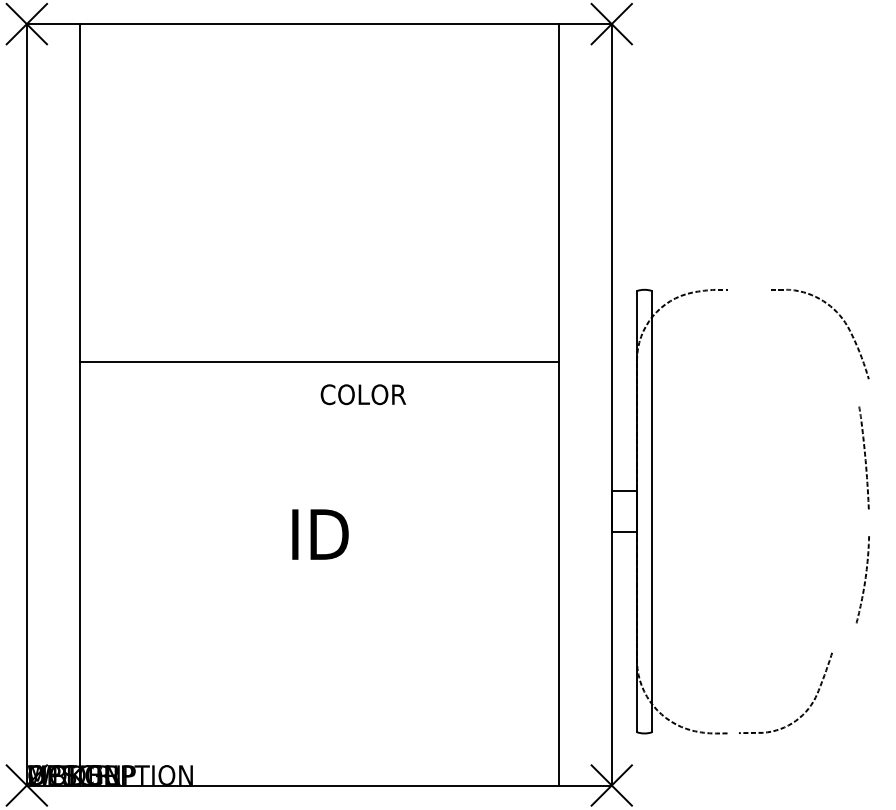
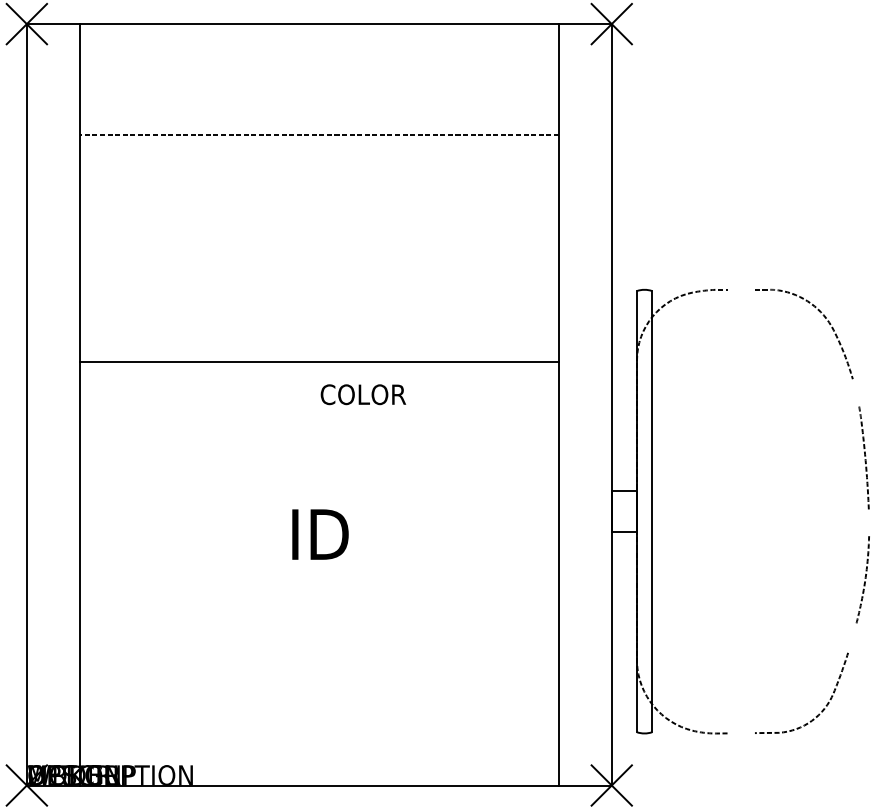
line: none -> present (318, 135)
curve position: (838, 315) -> (822, 315) (822, 315)
curve position: (805, 710) -> (821, 710) (821, 710)
